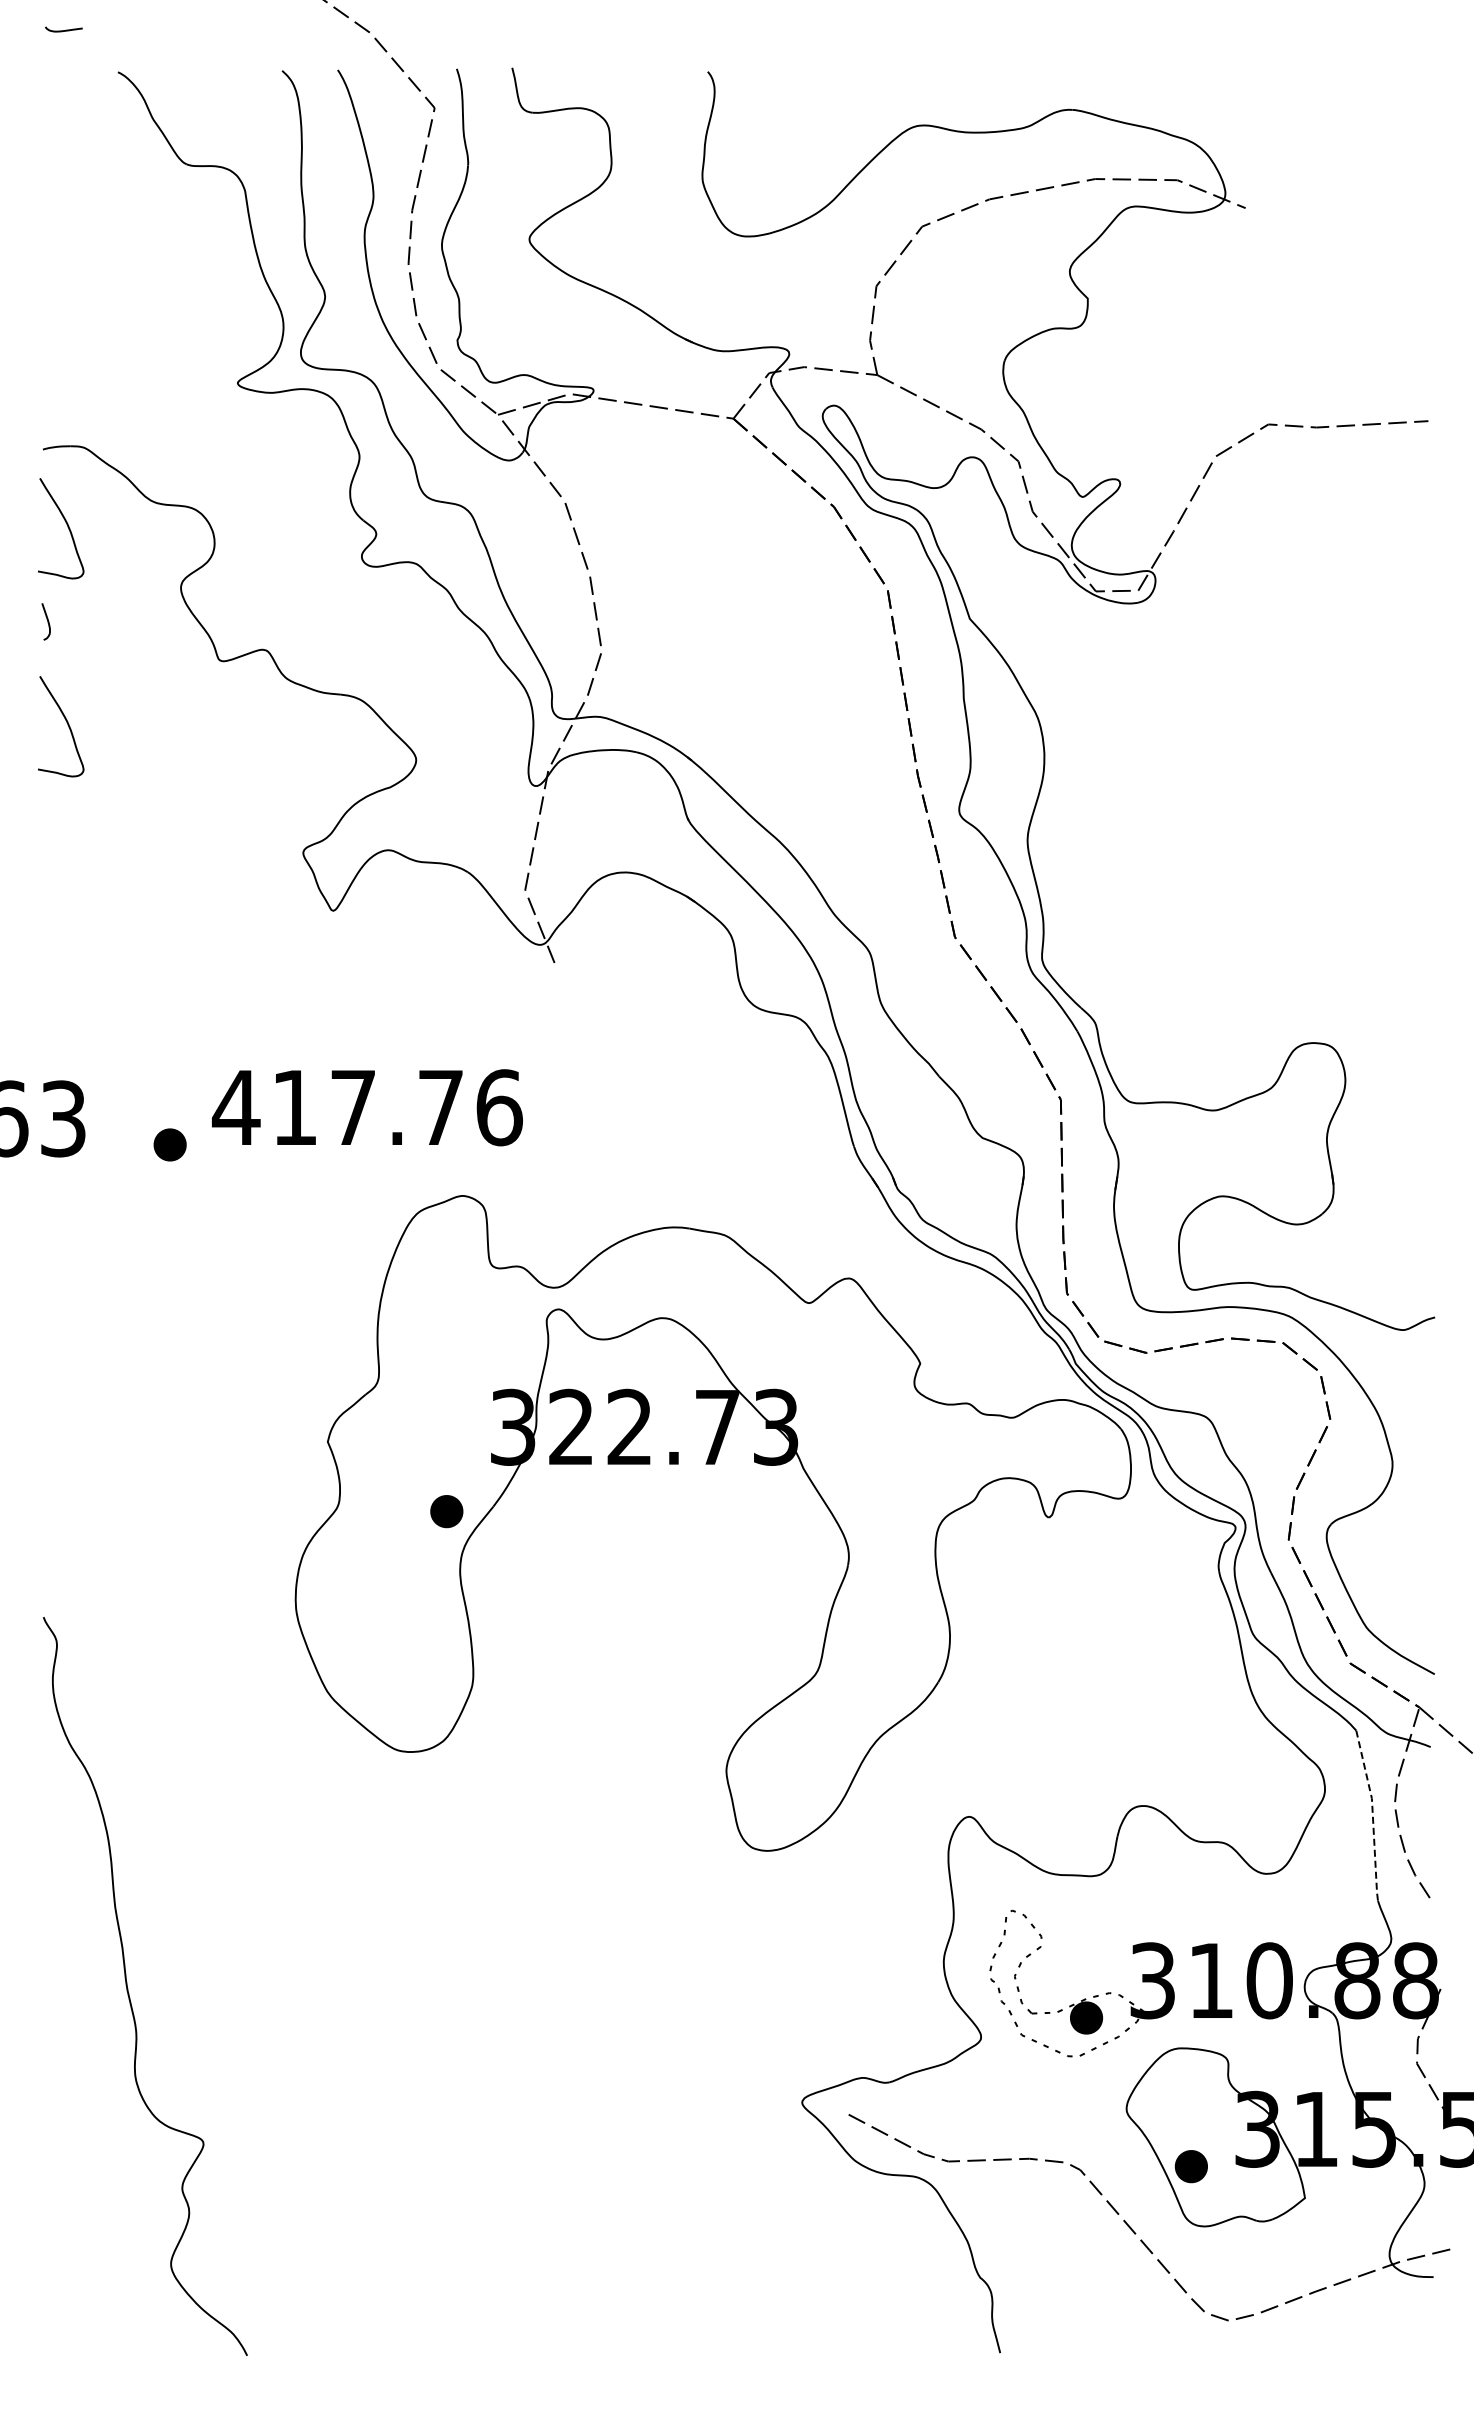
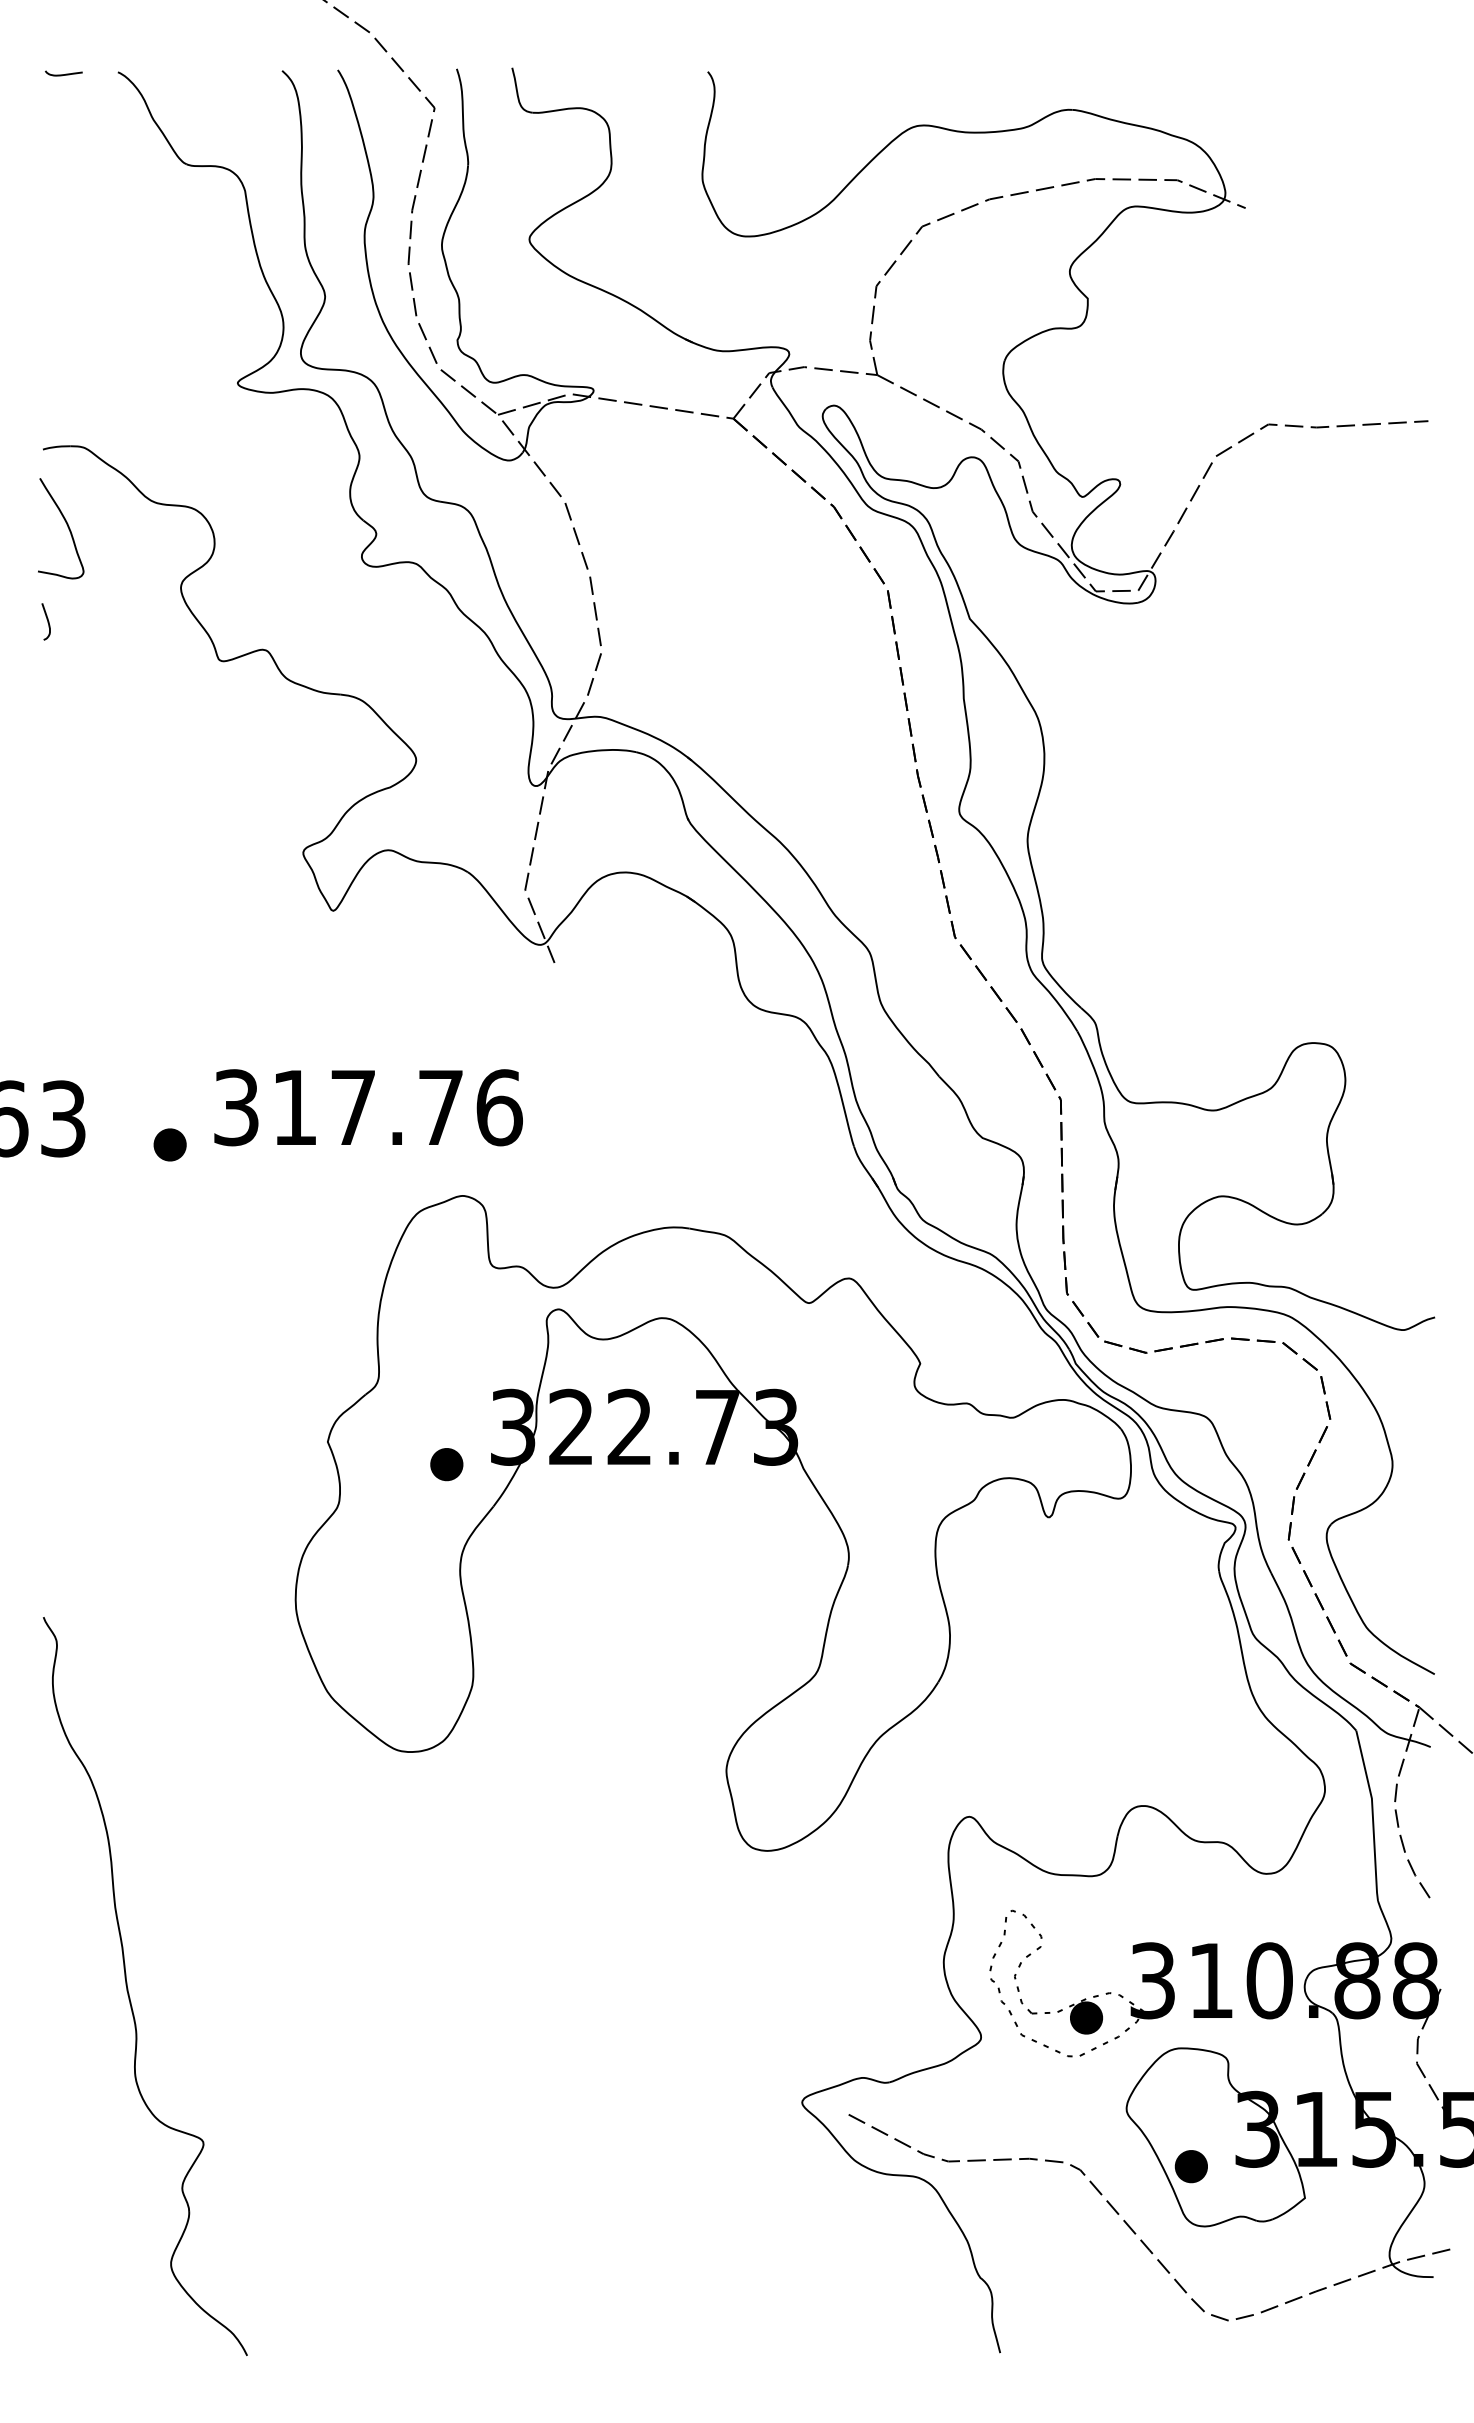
curve position: (63, 30) -> (63, 74) (63, 74)
curve: present -> none (67, 725)
text: 417.76 -> 317.76 (236, 1107)
part position: (446, 1511) -> (446, 1464) (446, 1464)
line: dashed -> solid (1372, 1815)
